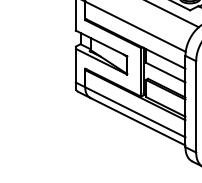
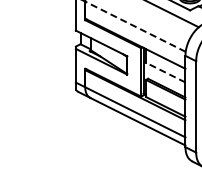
line: solid -> dashed (135, 26)
line: solid -> dashed (165, 72)
